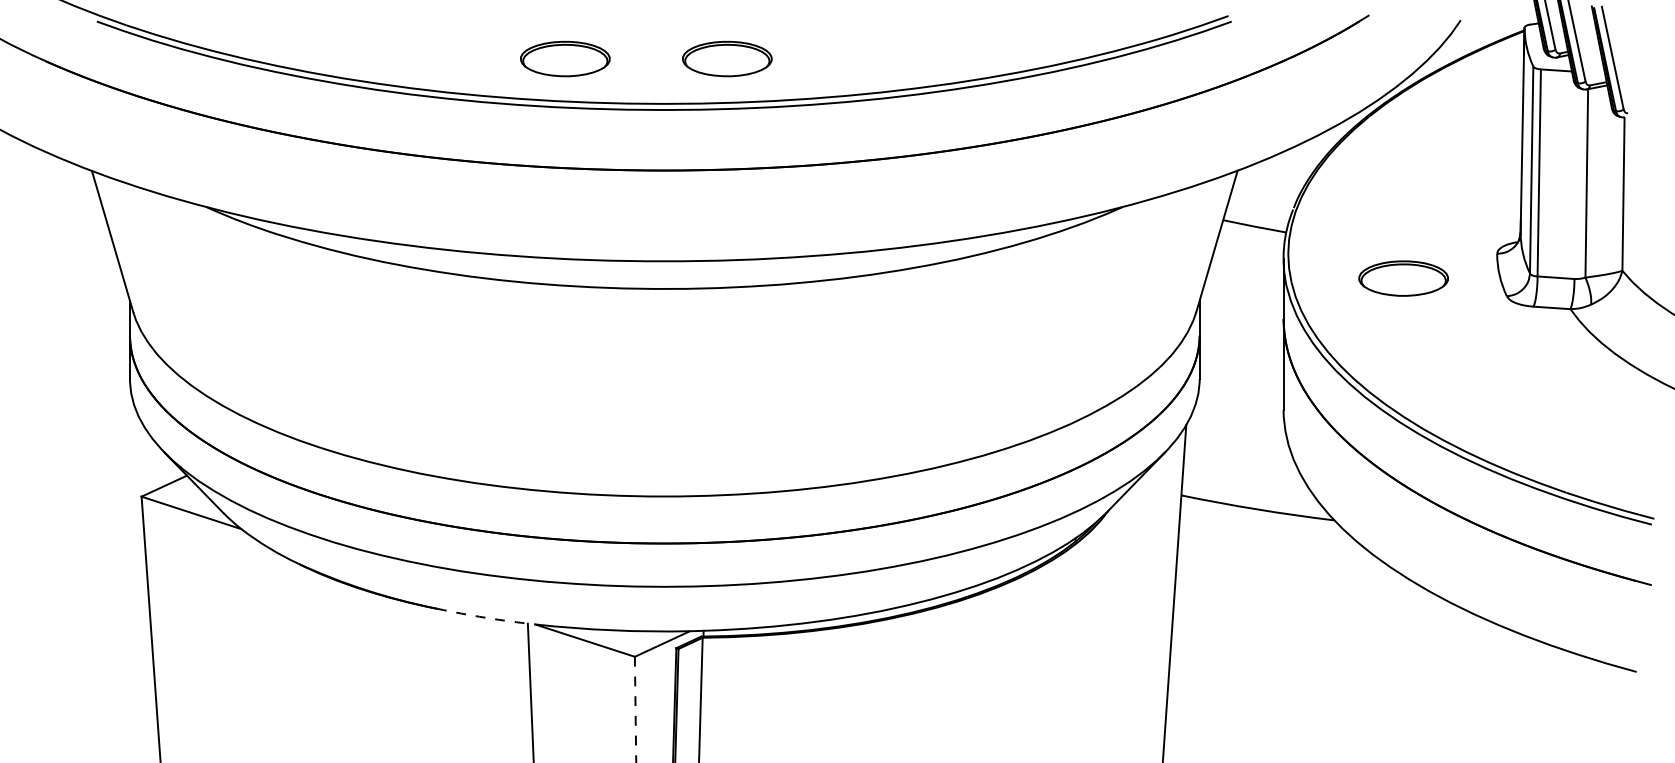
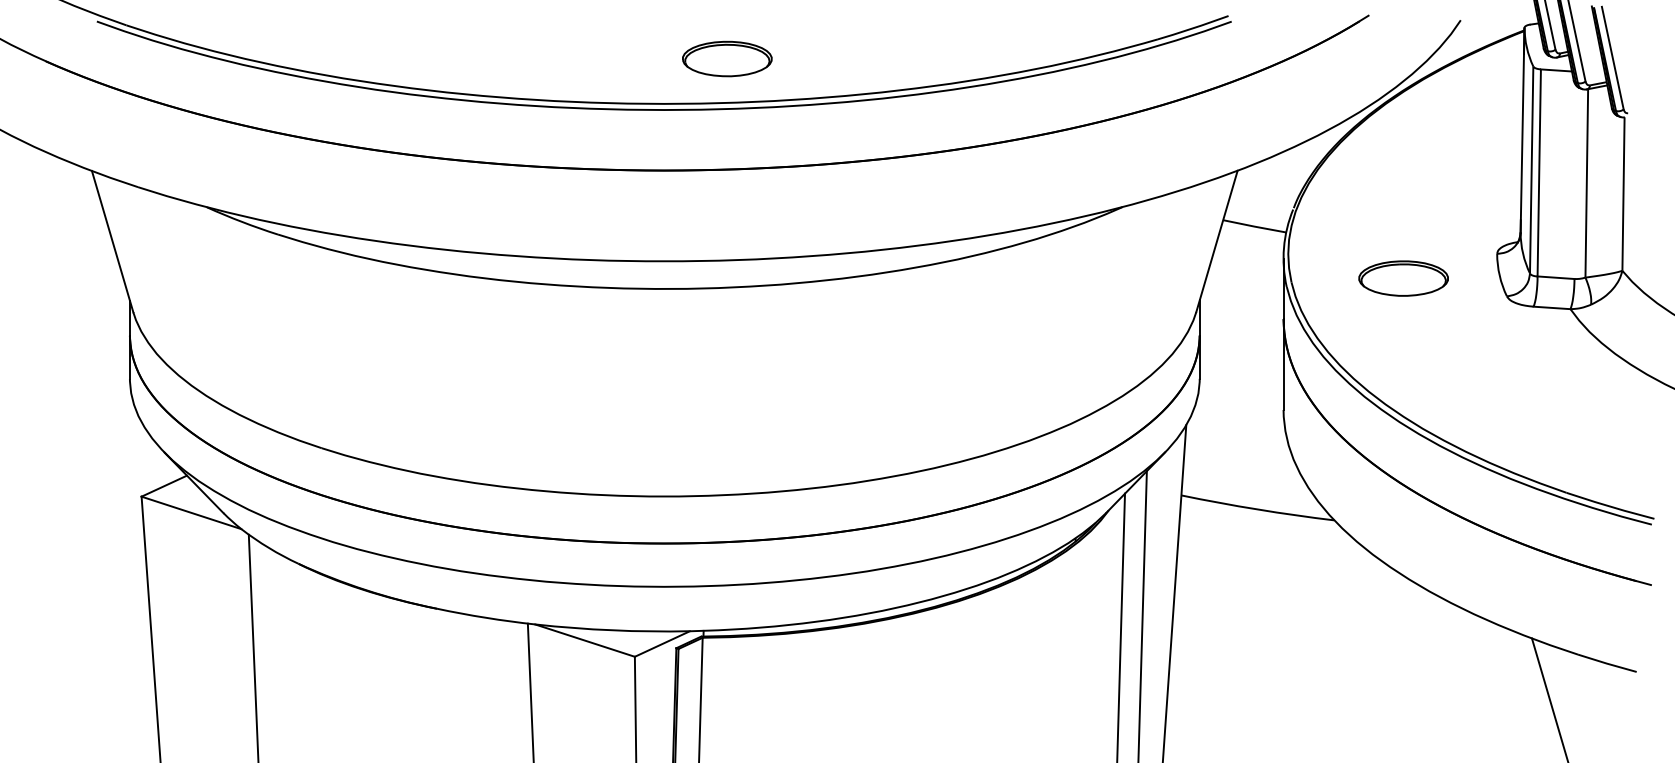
part: present -> none (565, 58)
line: none -> present (1142, 615)
arc: dashed -> solid (485, 617)
line: none -> present (1121, 626)
line: none -> present (253, 646)
line: none -> present (1549, 698)
line: dashed -> solid (635, 709)
